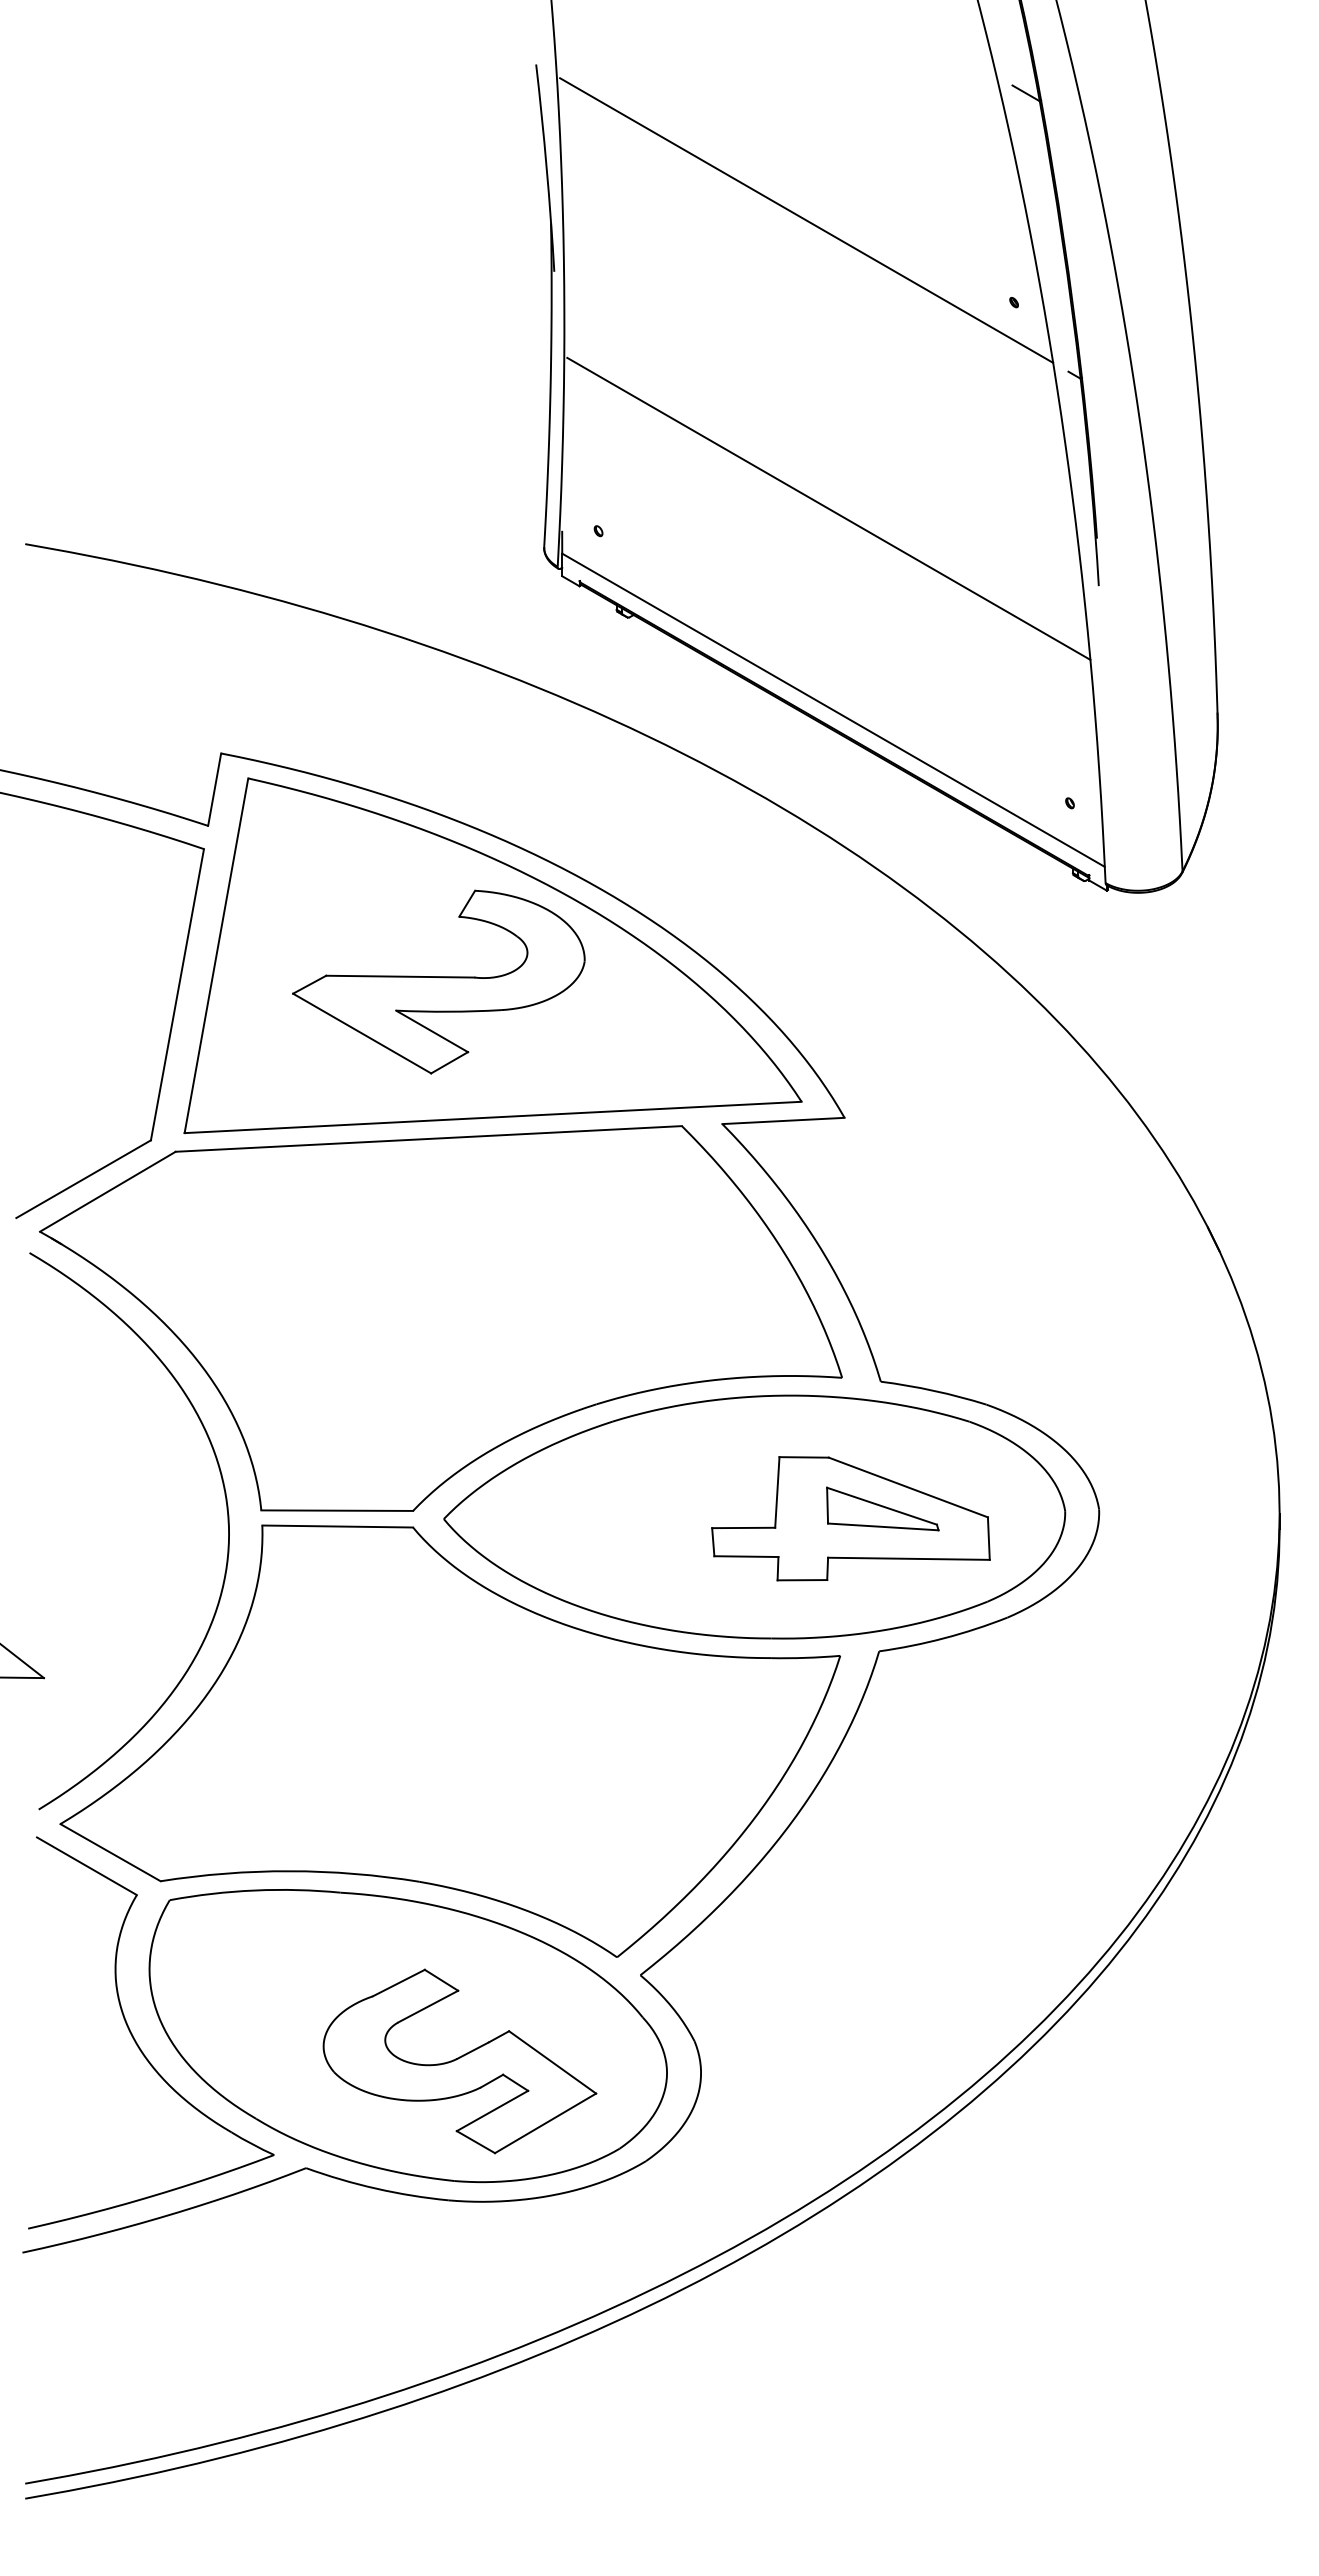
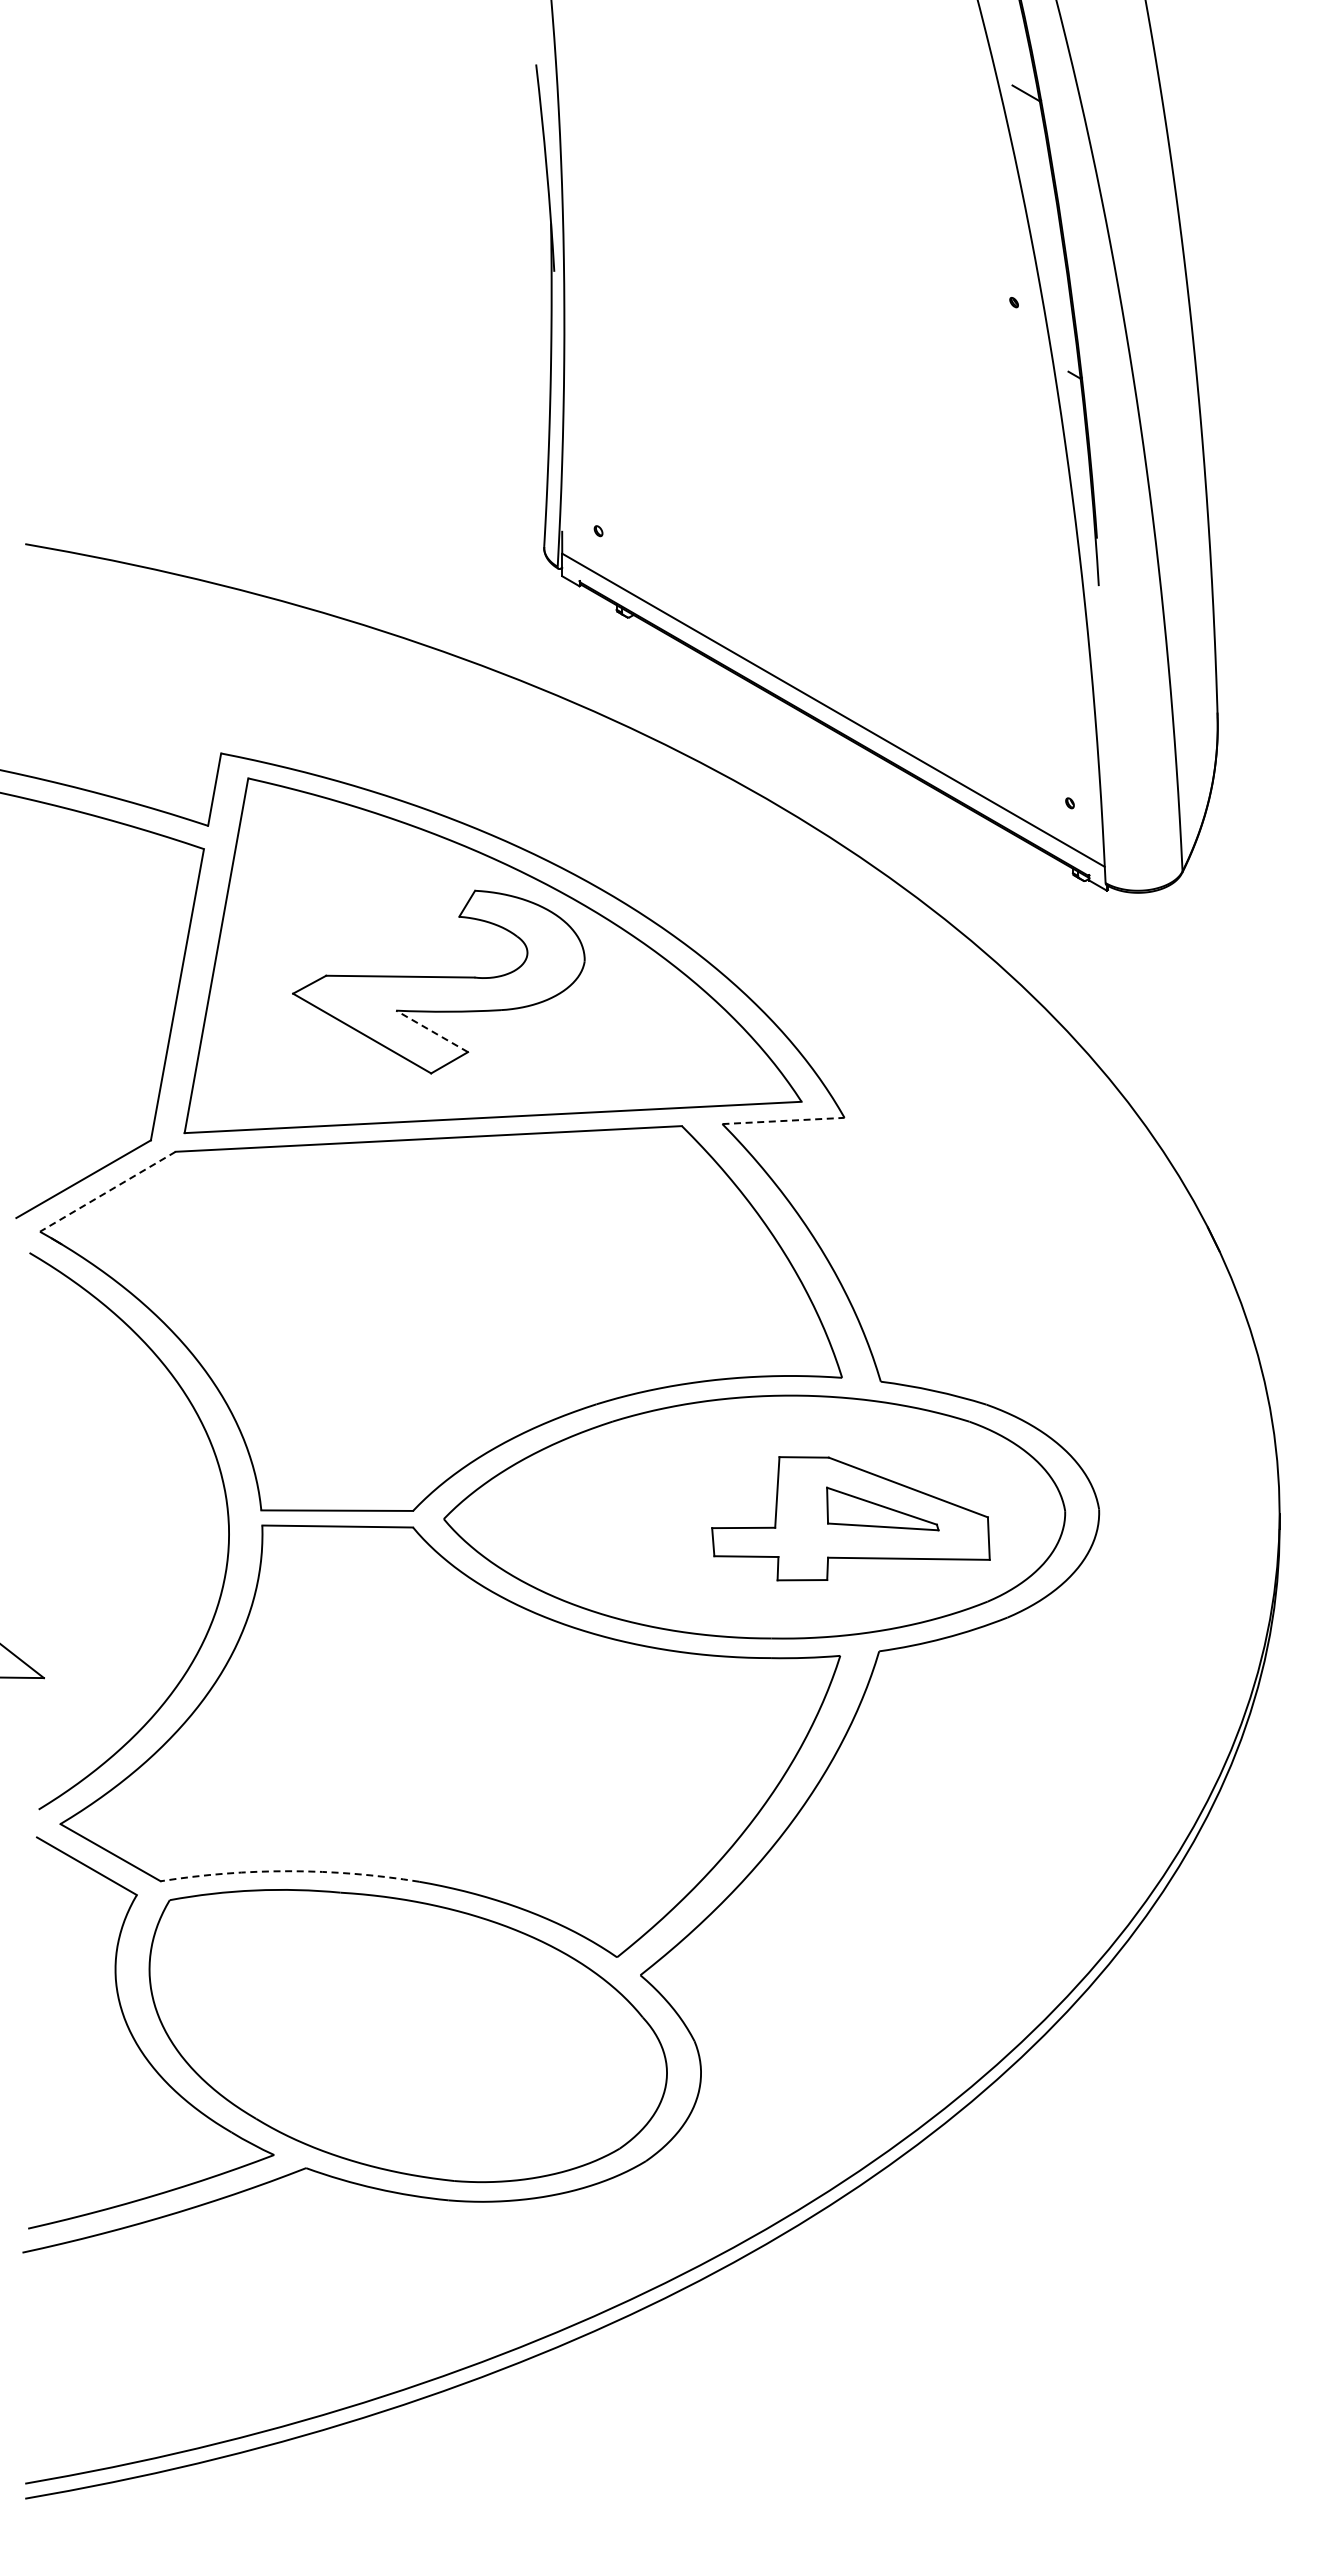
line: present -> none (806, 220)
line: present -> none (828, 508)
line: solid -> dashed (431, 1031)
line: solid -> dashed (784, 1120)
line: solid -> dashed (107, 1191)
arc: solid -> dashed (290, 1871)
part: present -> none (459, 2061)
